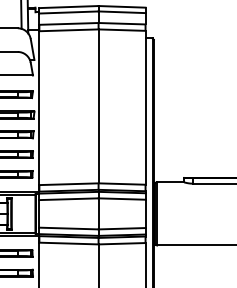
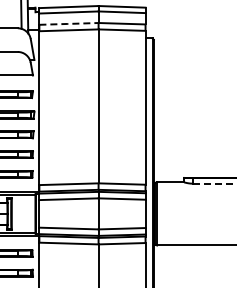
line: solid -> dashed (68, 23)
line: solid -> dashed (215, 183)
